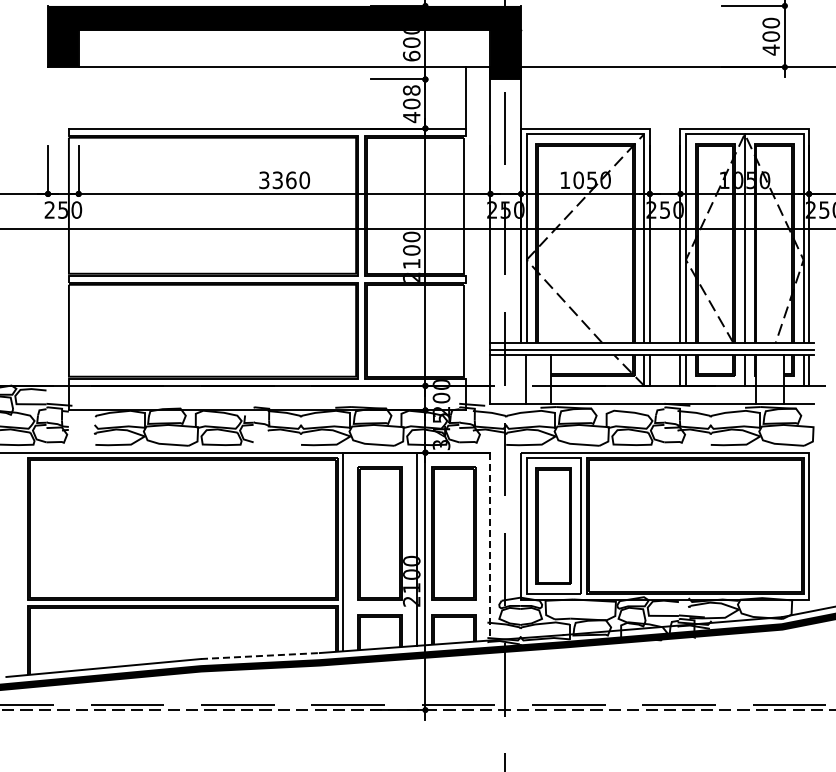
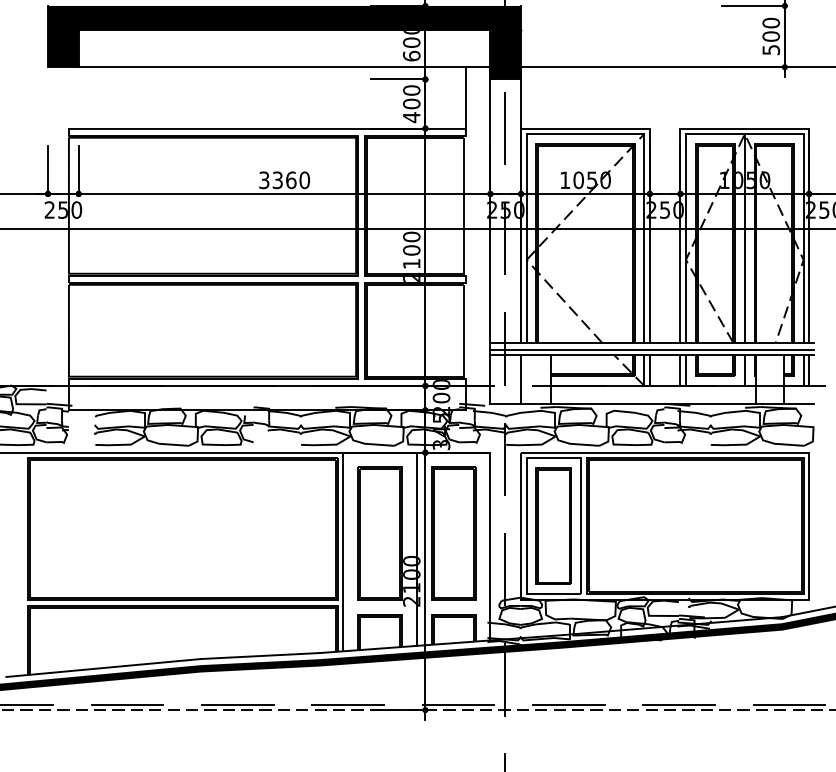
text: 400 -> 500 (771, 49)
text: 408 -> 400 (411, 90)
line position: (525, 379) -> (520, 379) (520, 379)
line: dashed -> solid (490, 546)
line: dashed -> solid (260, 656)
